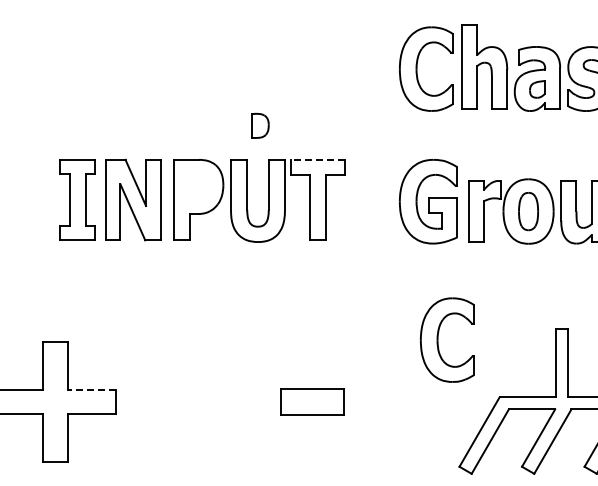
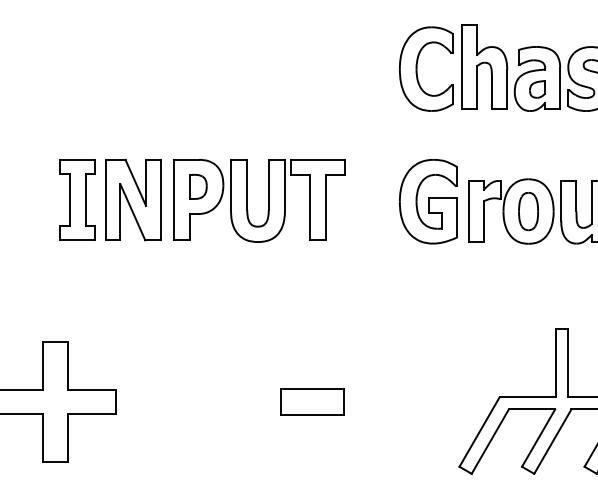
part position: (260, 125) -> (198, 186) (198, 186)
line: dashed -> solid (317, 159)
part: present -> none (438, 339)
line: dashed -> solid (91, 389)
